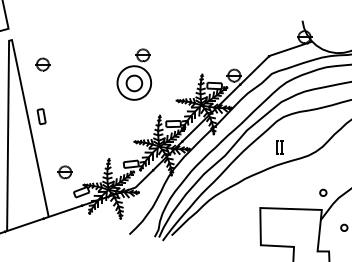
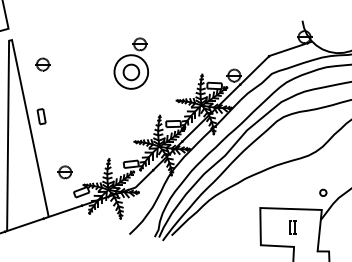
part position: (134, 74) -> (131, 63) (131, 63)
part position: (279, 147) -> (292, 227) (292, 227)
part: present -> none (344, 227)
